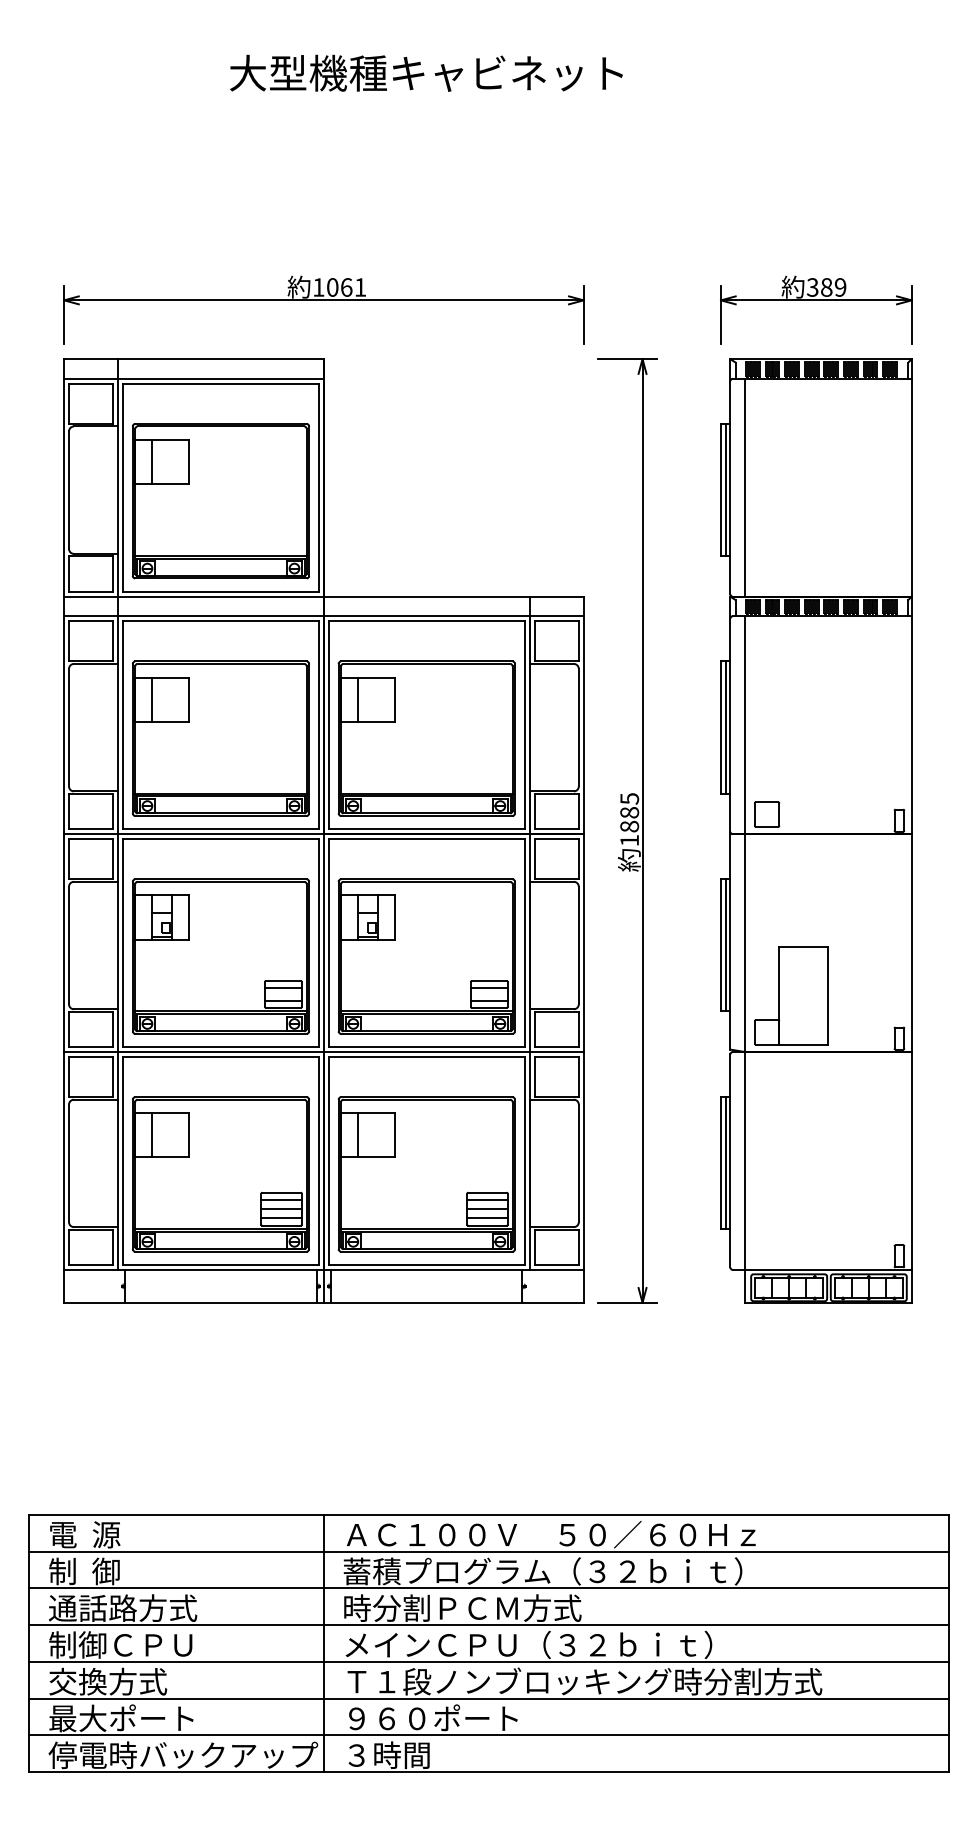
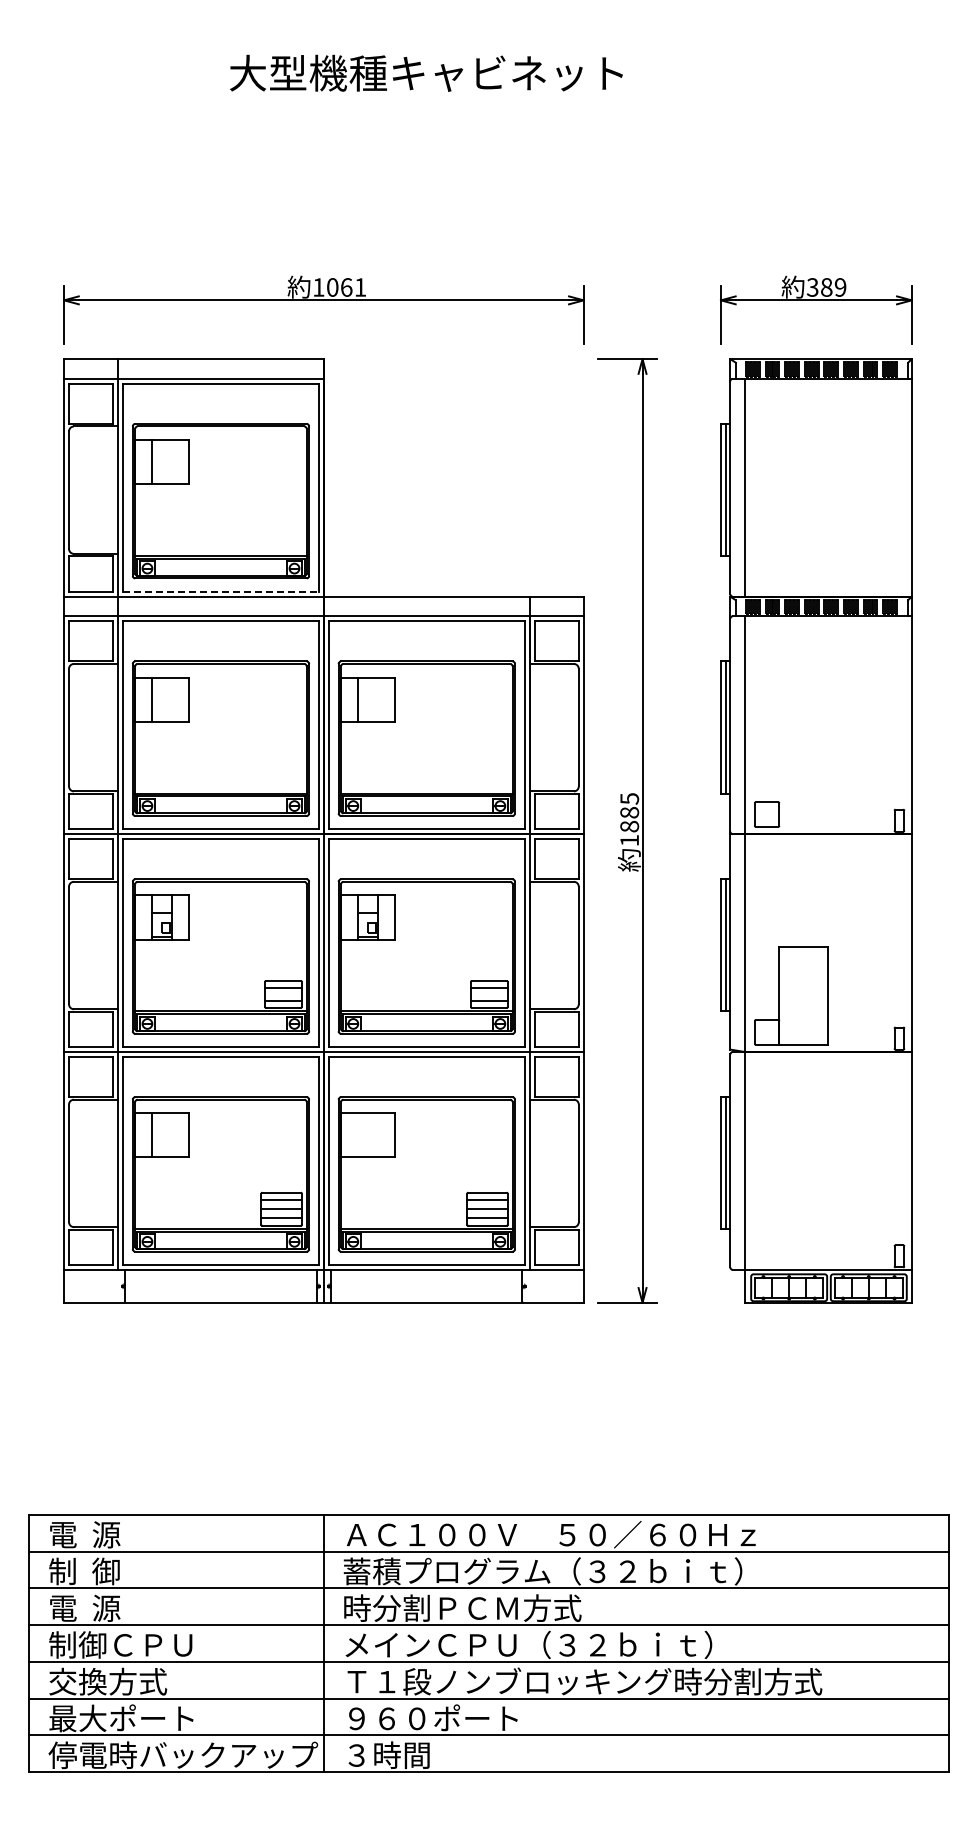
line: solid -> dashed (221, 591)
line: present -> none (358, 1135)
text: 通話路方式 -> 電  源 (123, 1607)
